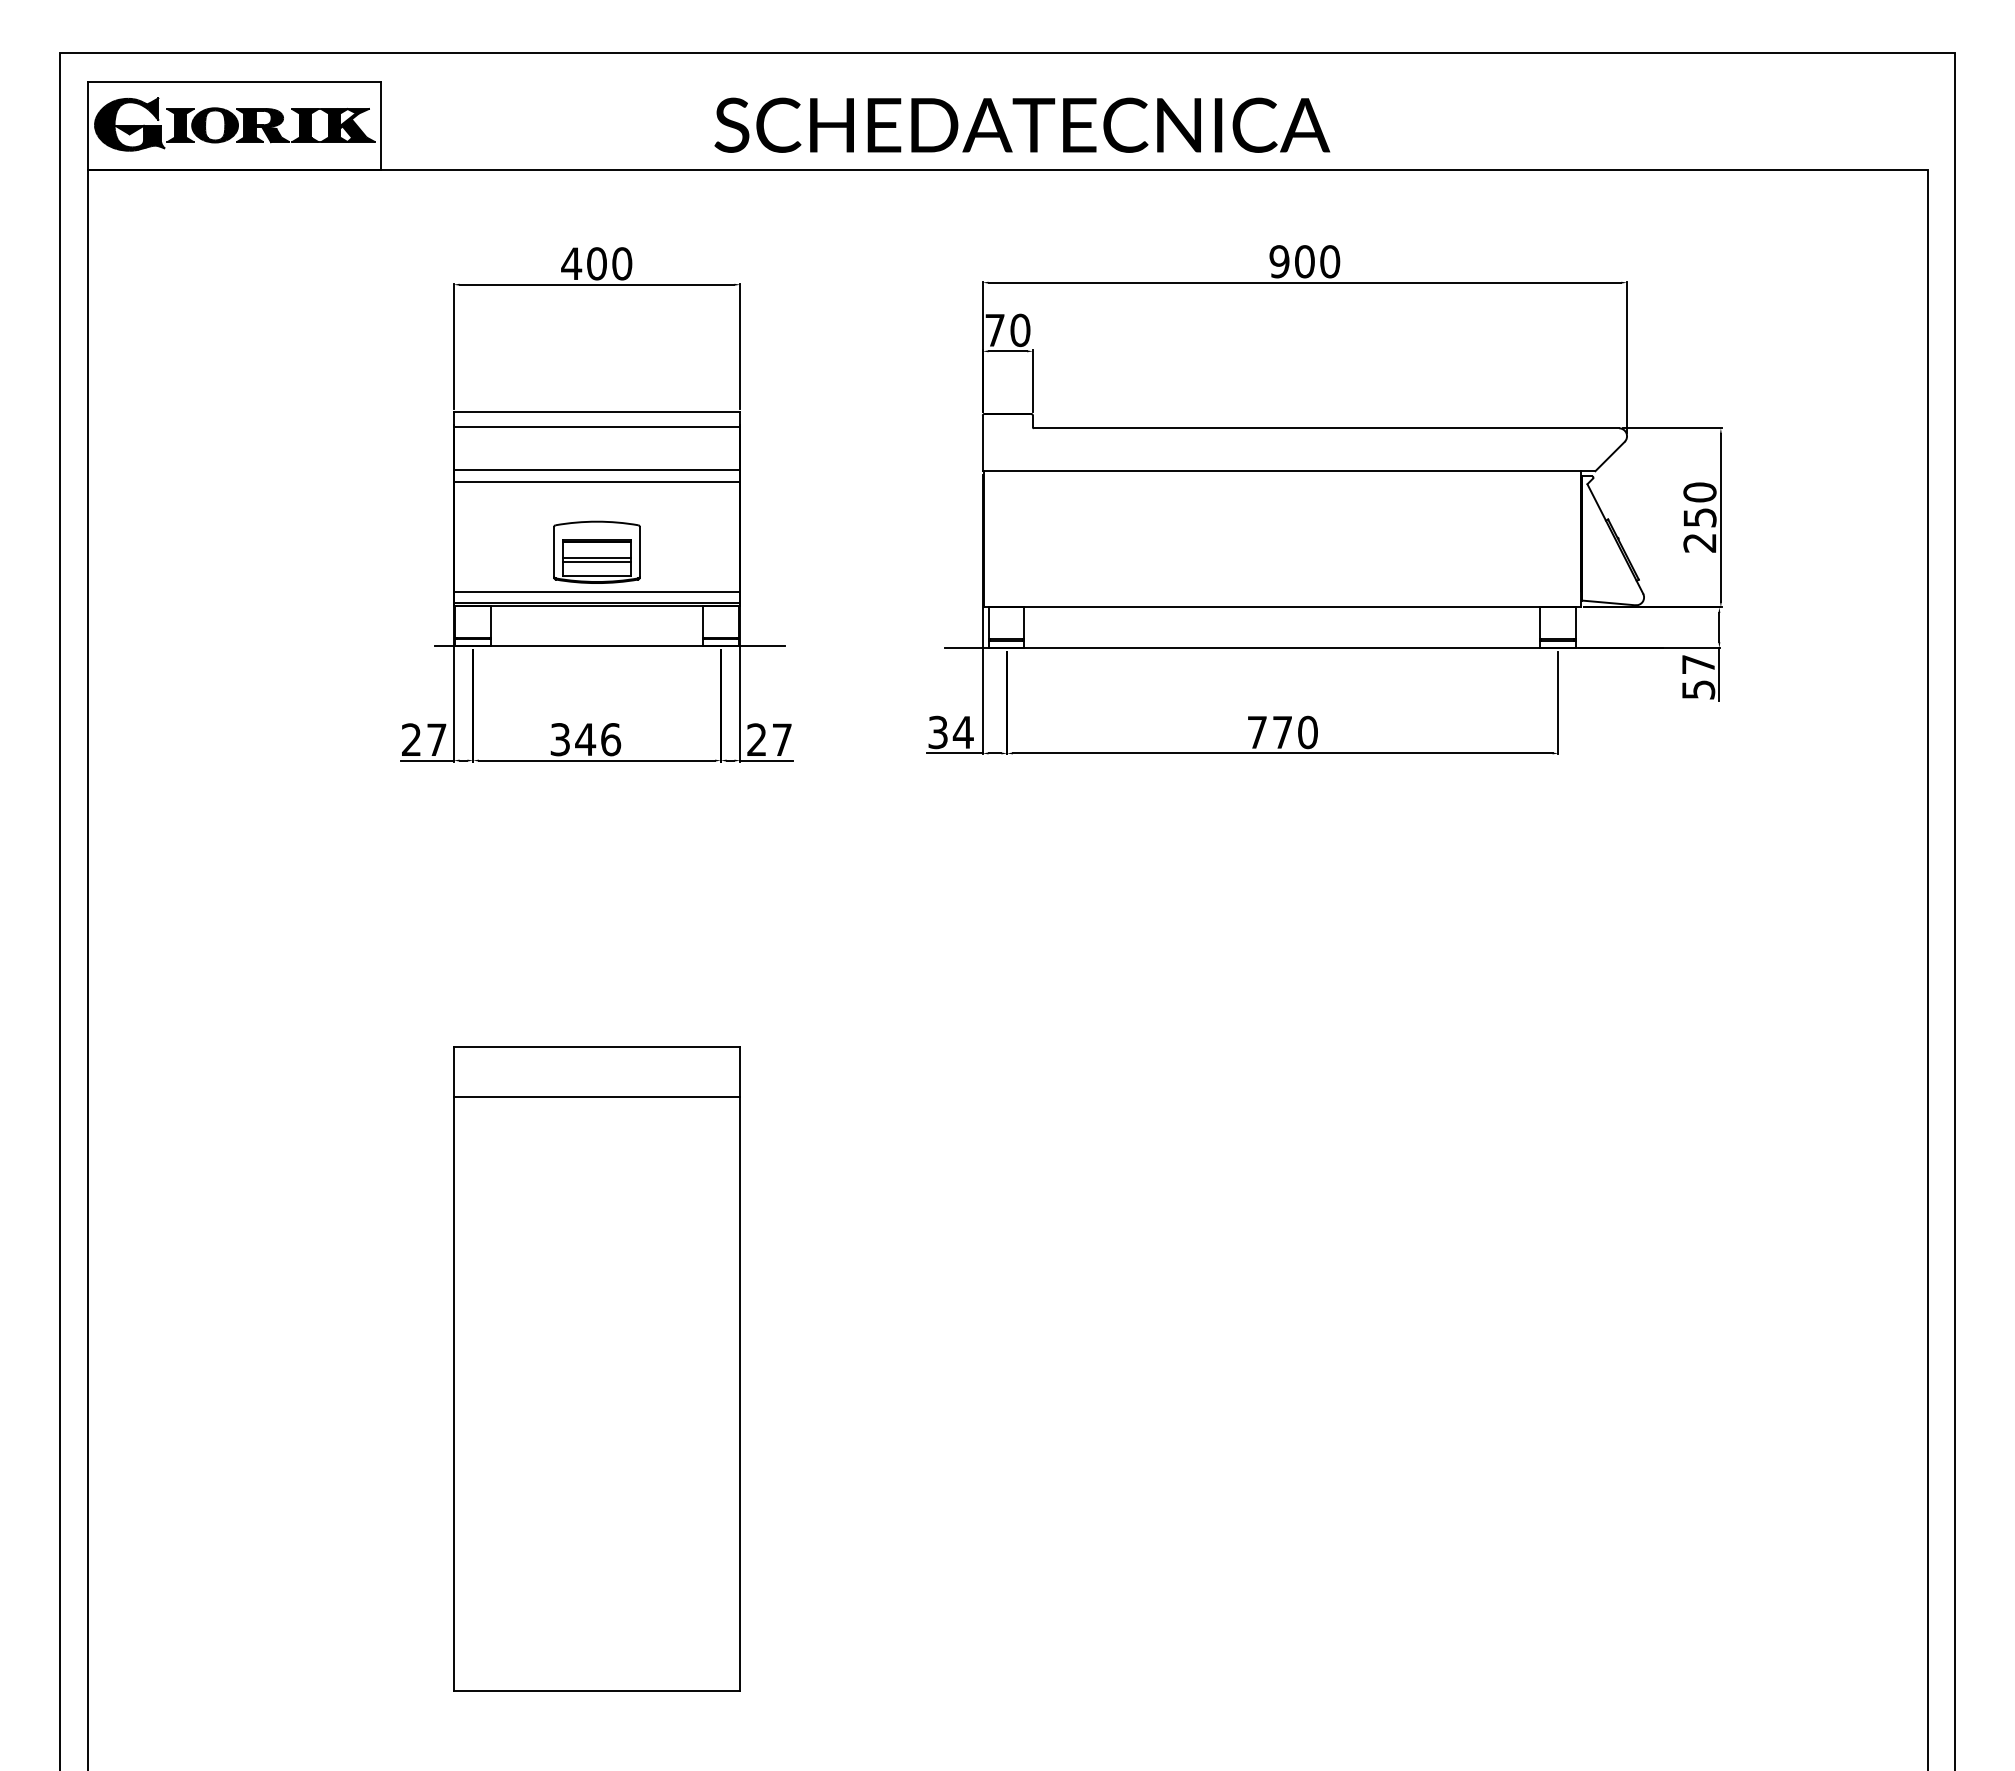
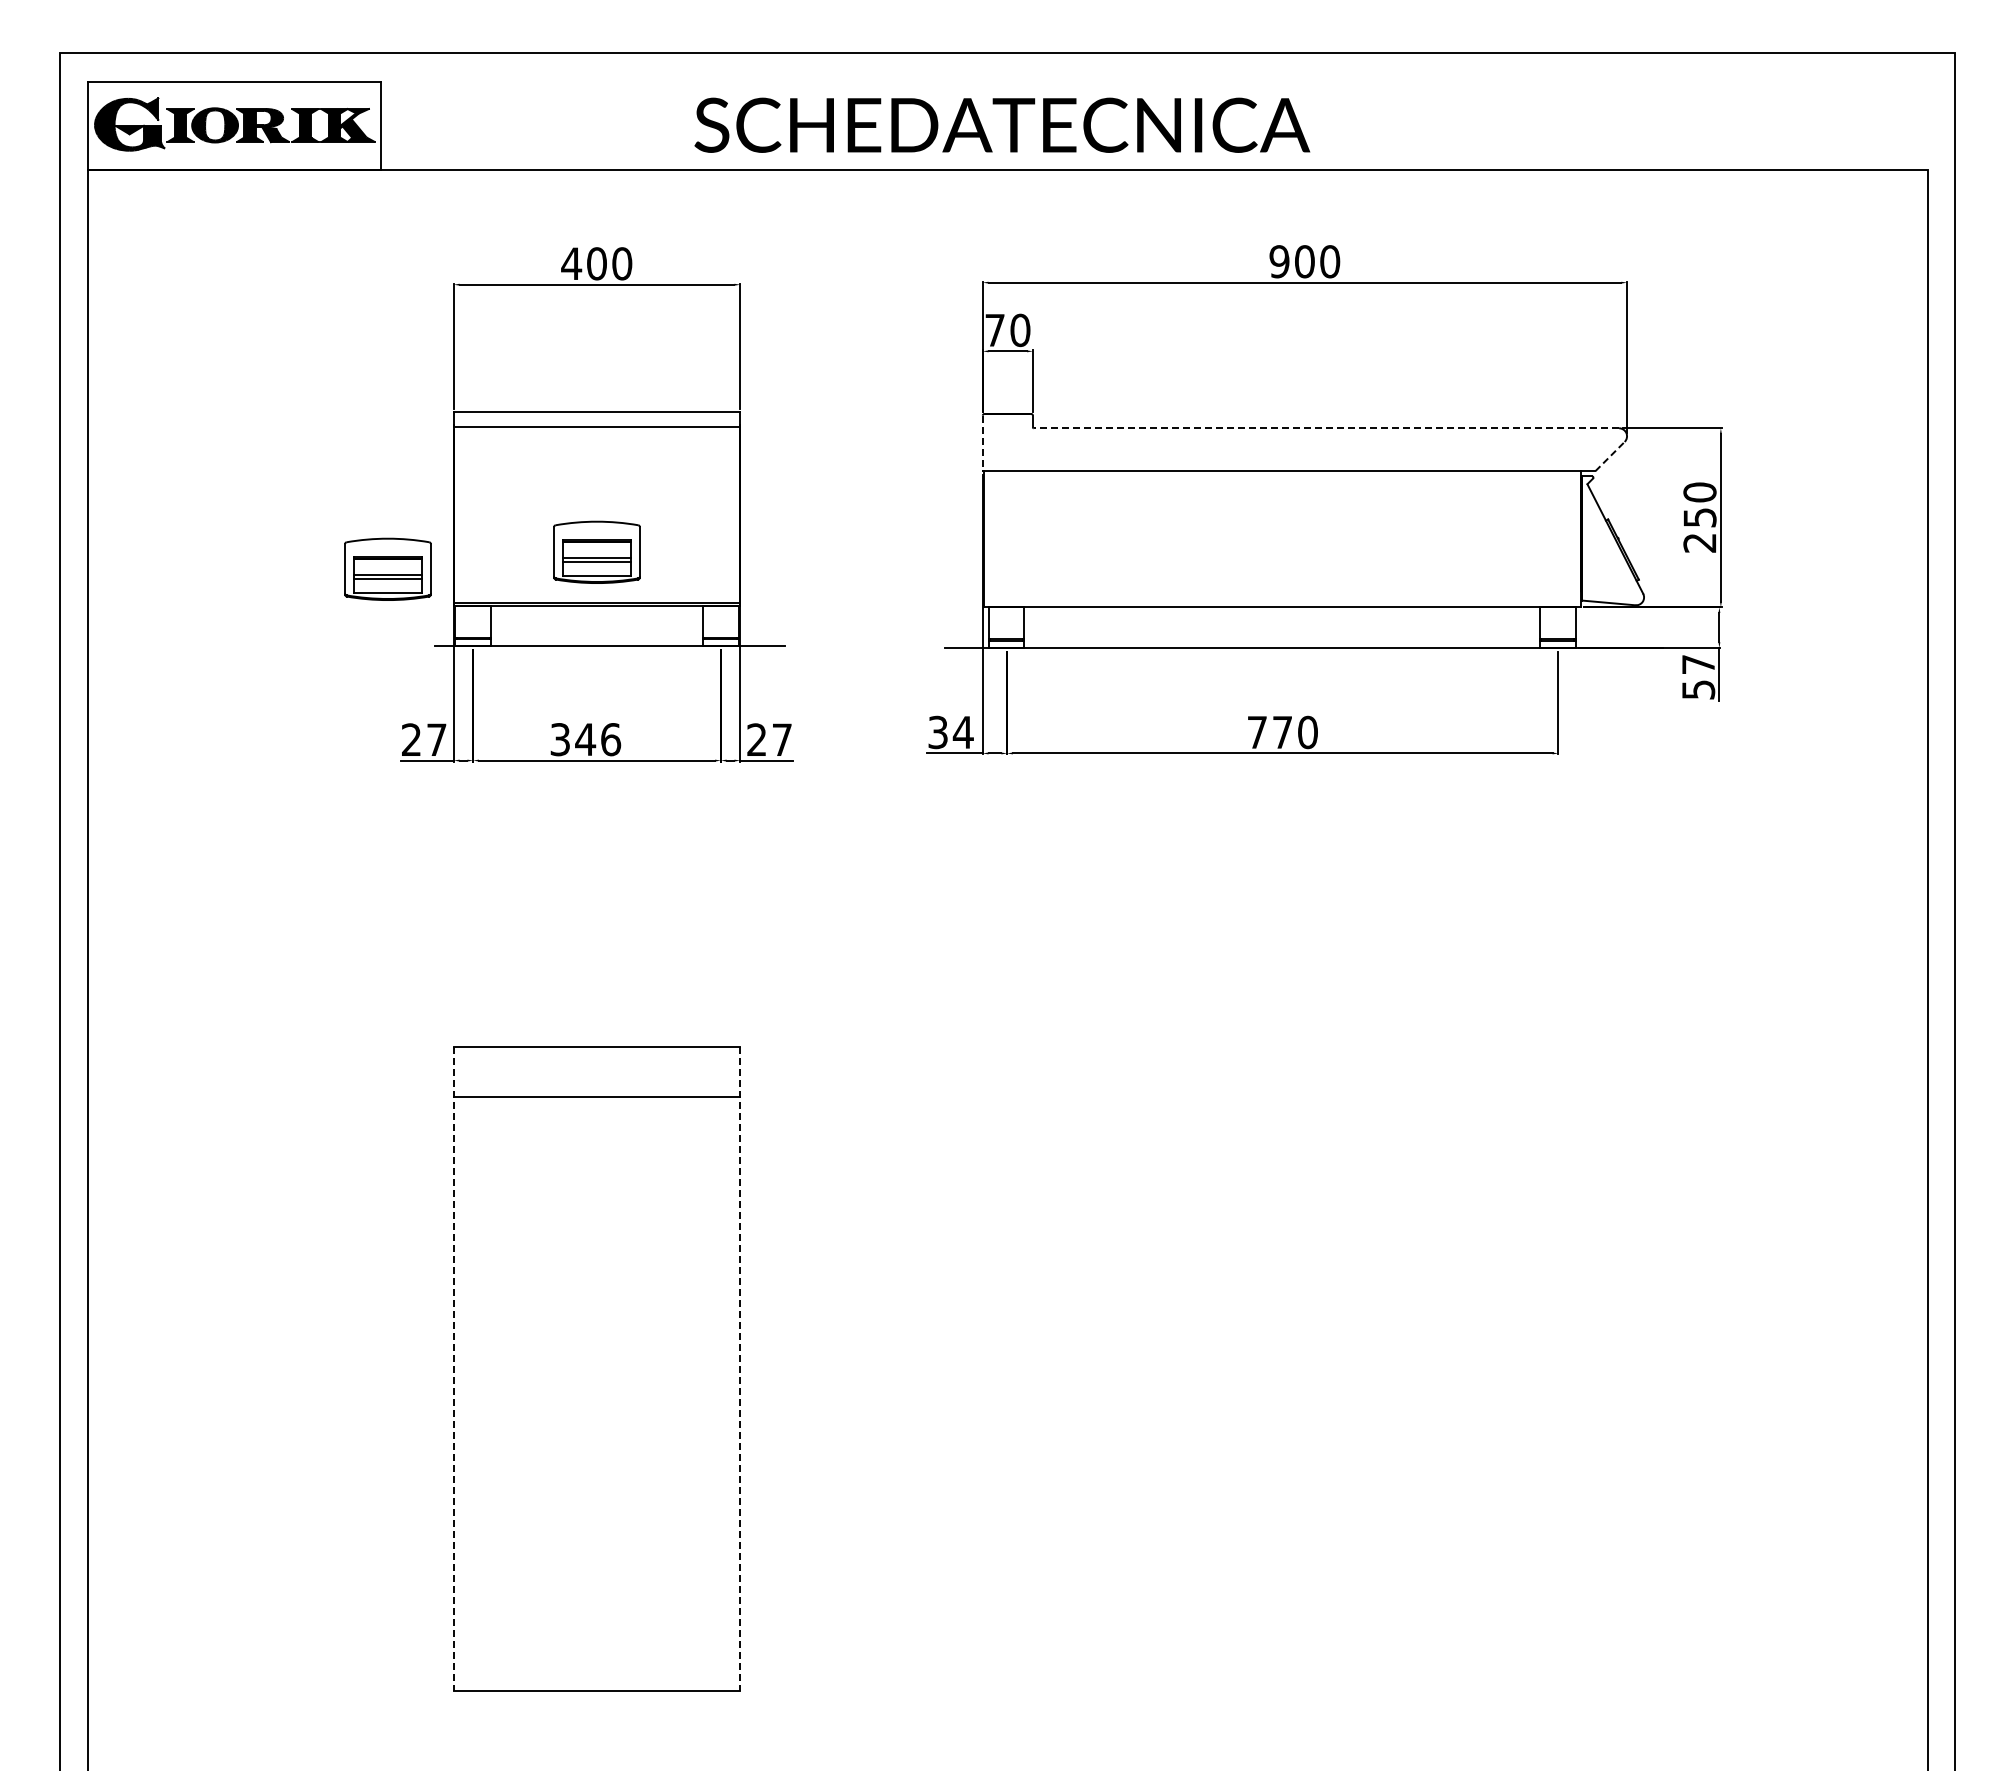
text position: (1022, 124) -> (1002, 124) (1002, 124)
line: solid -> dashed (1326, 428)
line: solid -> dashed (982, 443)
line: solid -> dashed (1610, 456)
line: present -> none (596, 469)
line: present -> none (596, 481)
part: none -> present (387, 568)
line: present -> none (596, 591)
line: solid -> dashed (453, 1369)
line: solid -> dashed (740, 1369)
